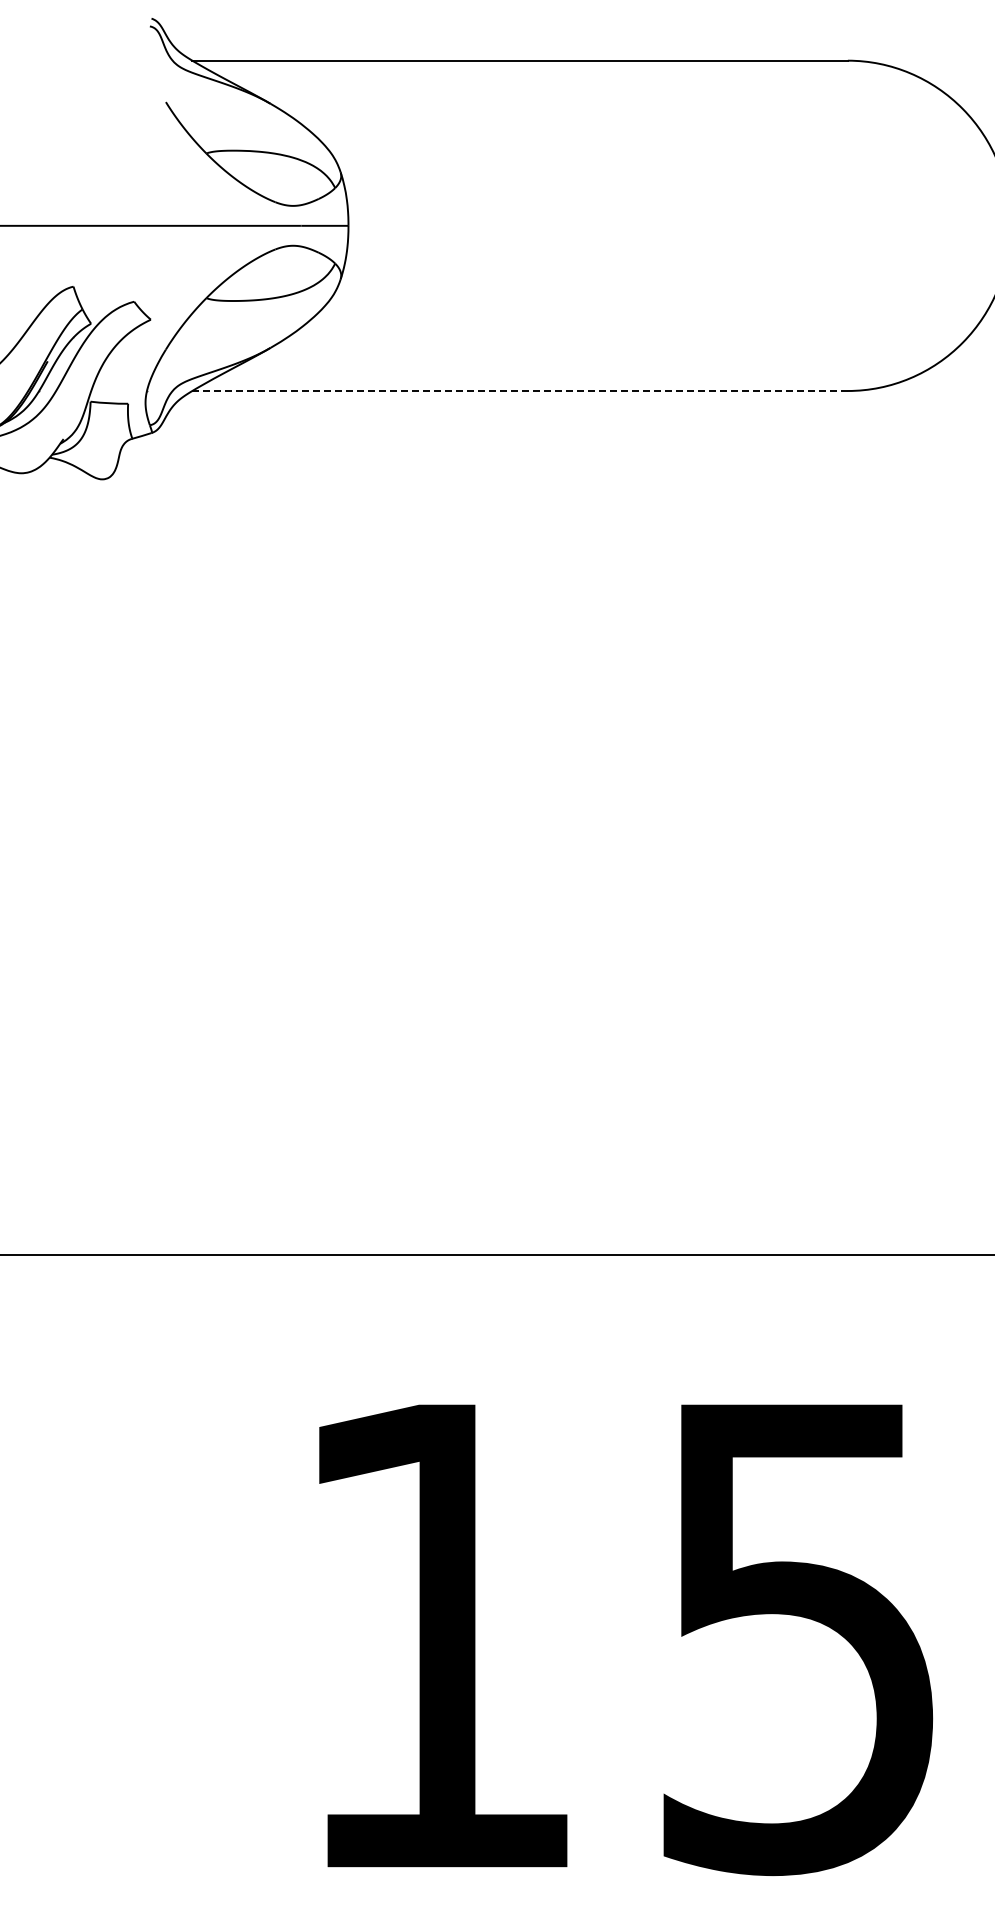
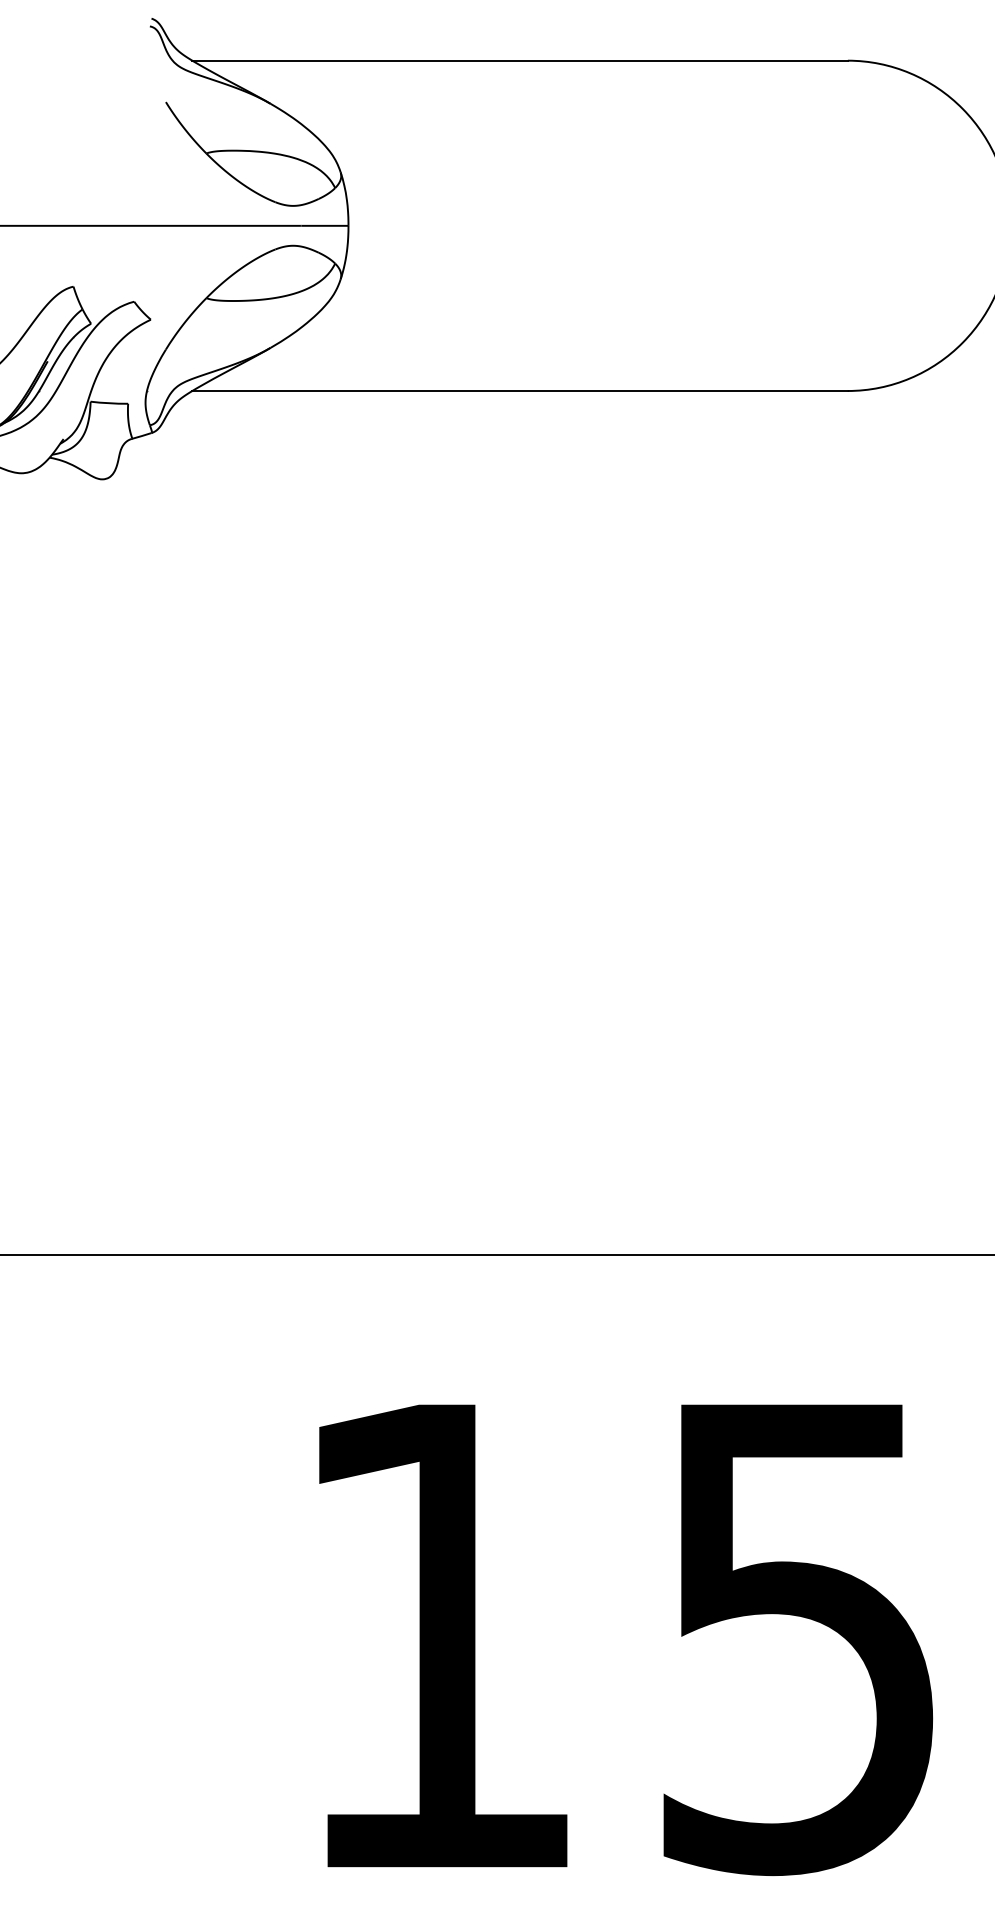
line: dashed -> solid (520, 391)
